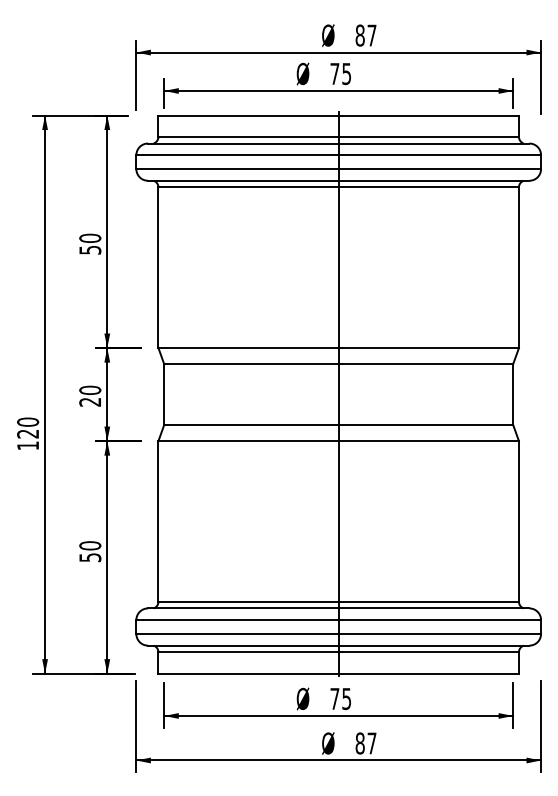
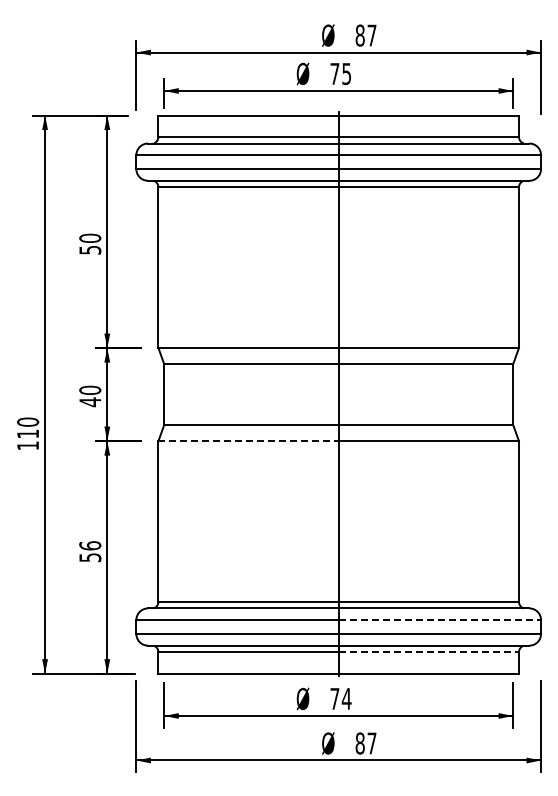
text: 20 -> 40 (89, 402)
text: 120 -> 110 (27, 433)
line: solid -> dashed (249, 441)
text: 50 -> 56 (90, 545)
line: solid -> dashed (440, 620)
line: solid -> dashed (429, 652)
text: 75 -> 74 (346, 699)
